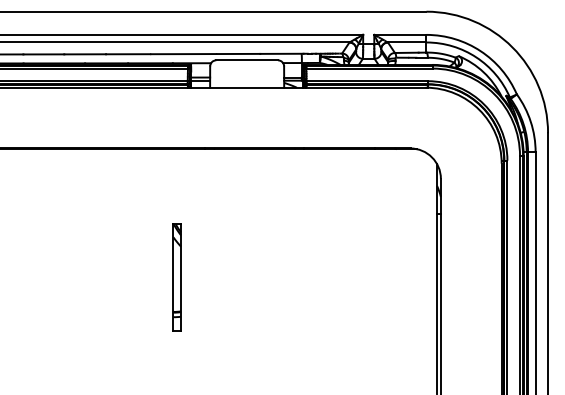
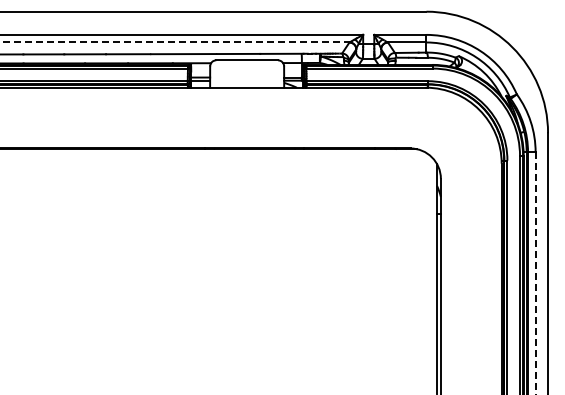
line: solid -> dashed (175, 42)
line: solid -> dashed (535, 273)
part: present -> none (176, 277)
